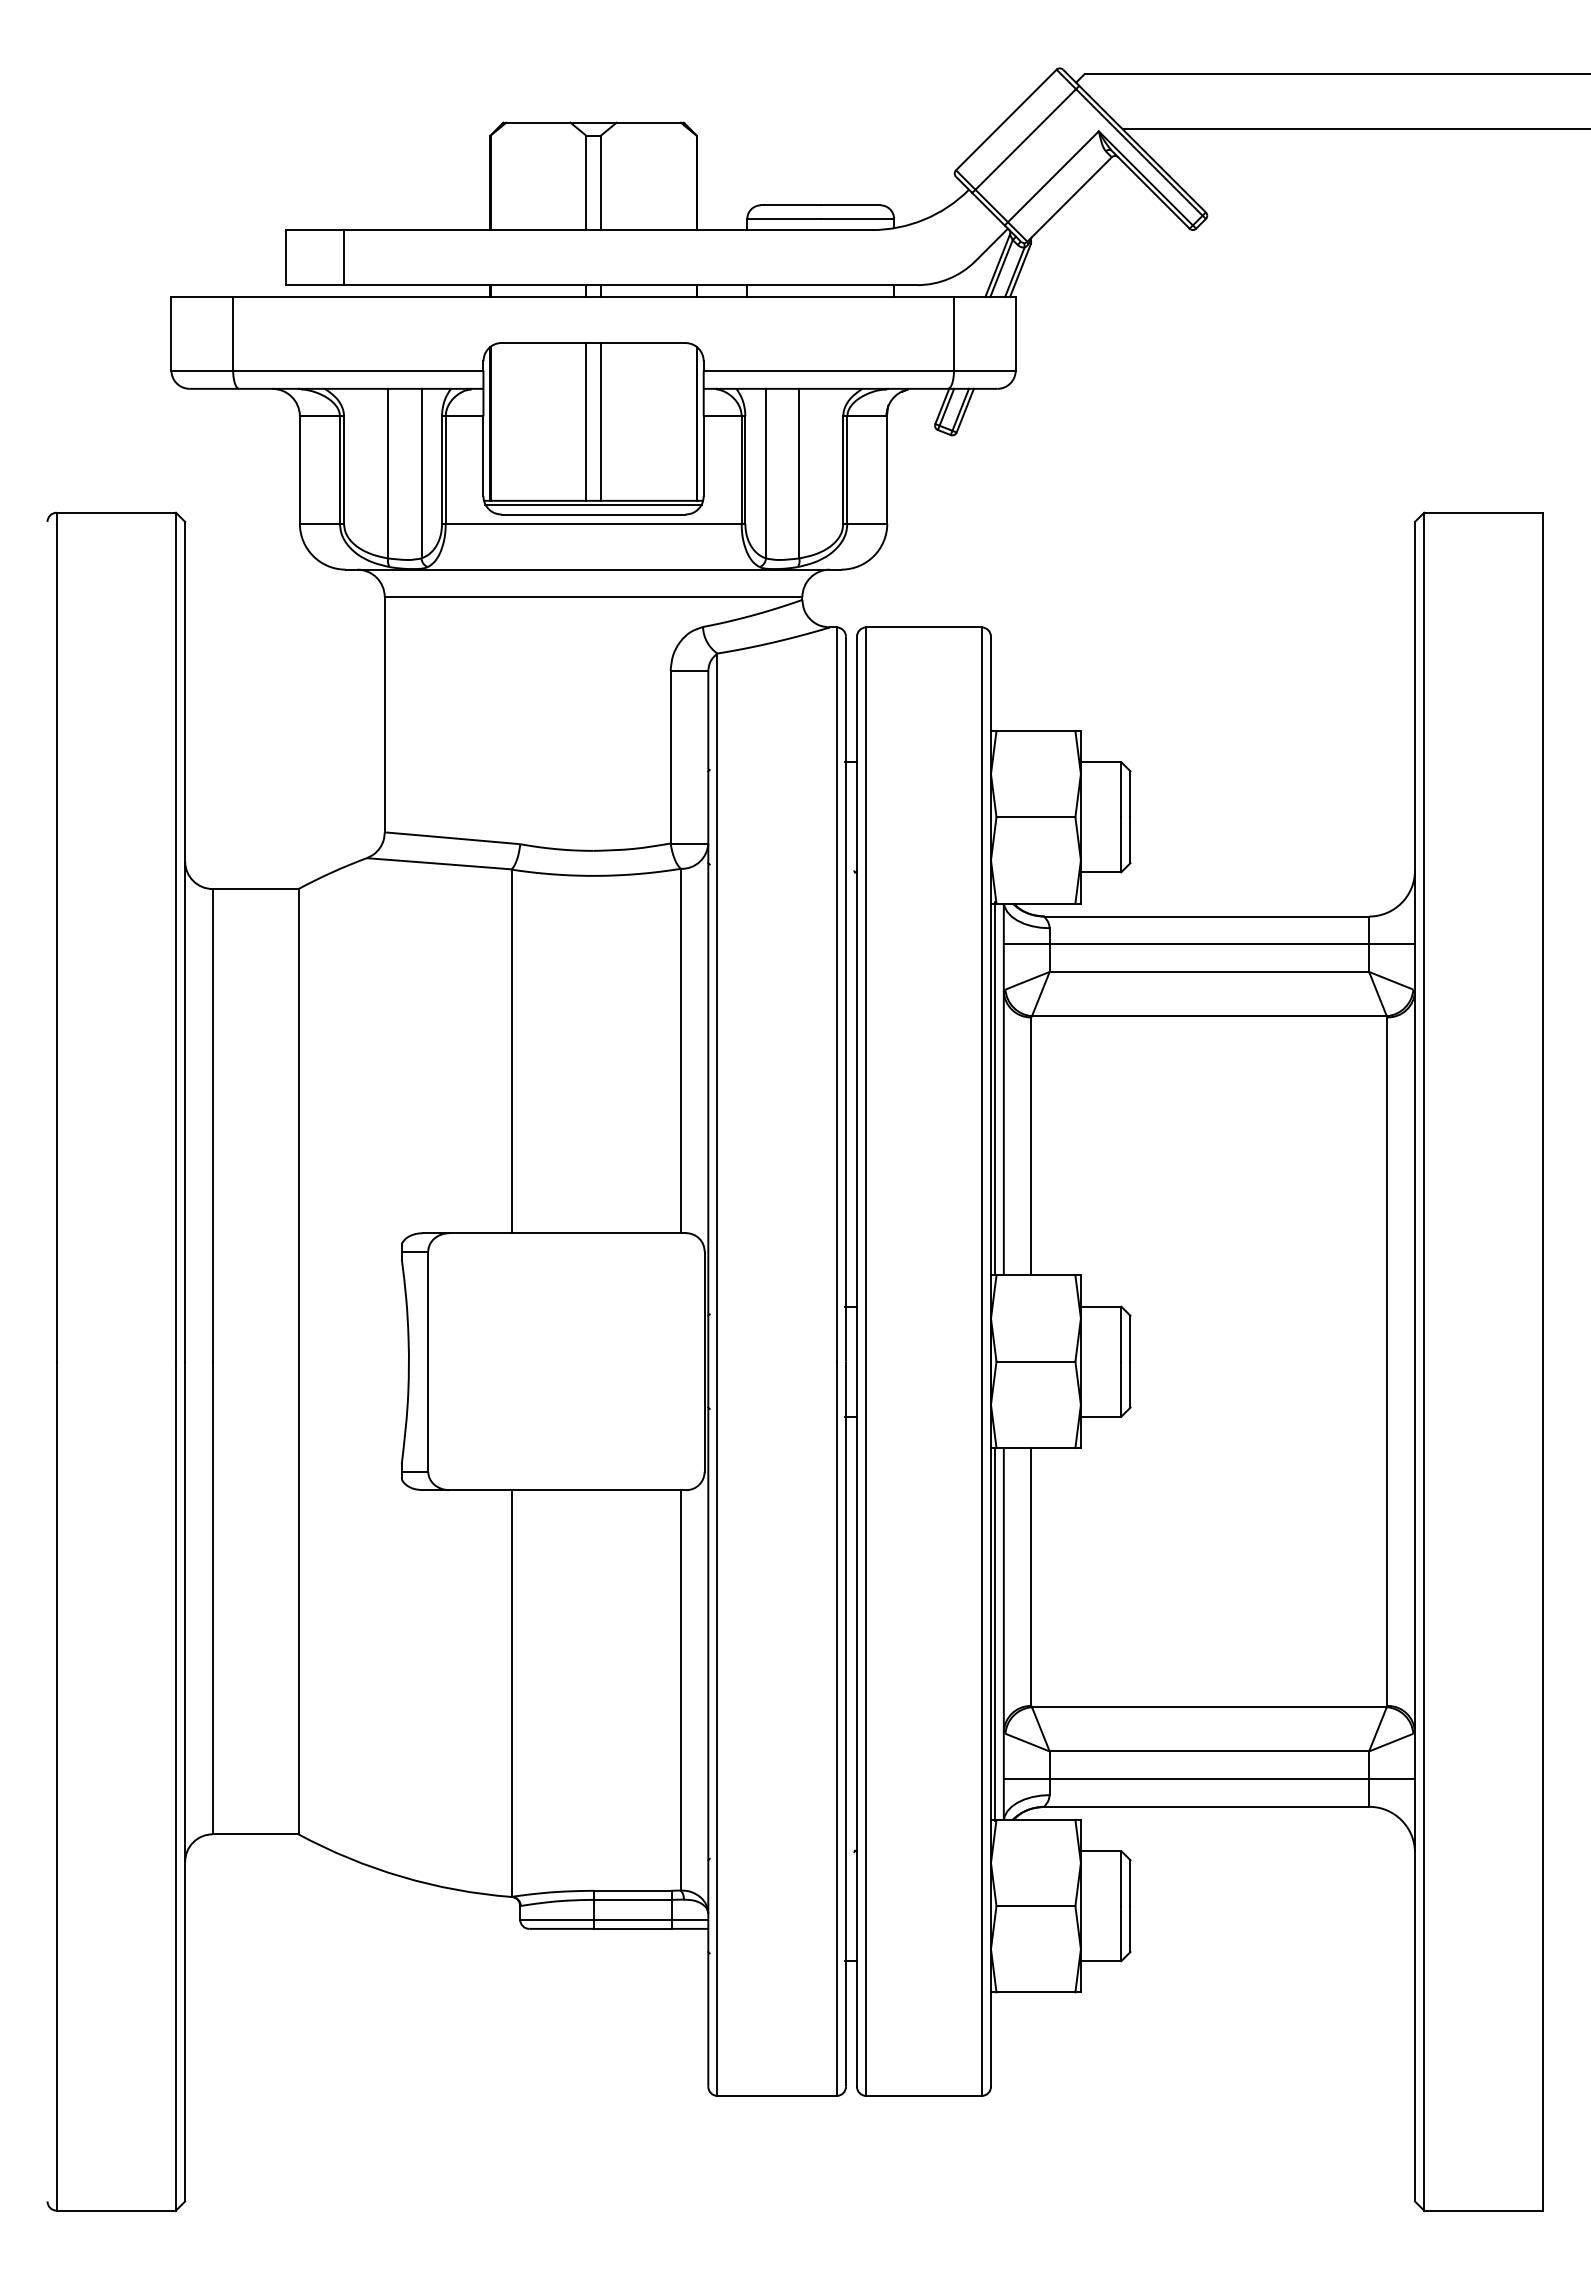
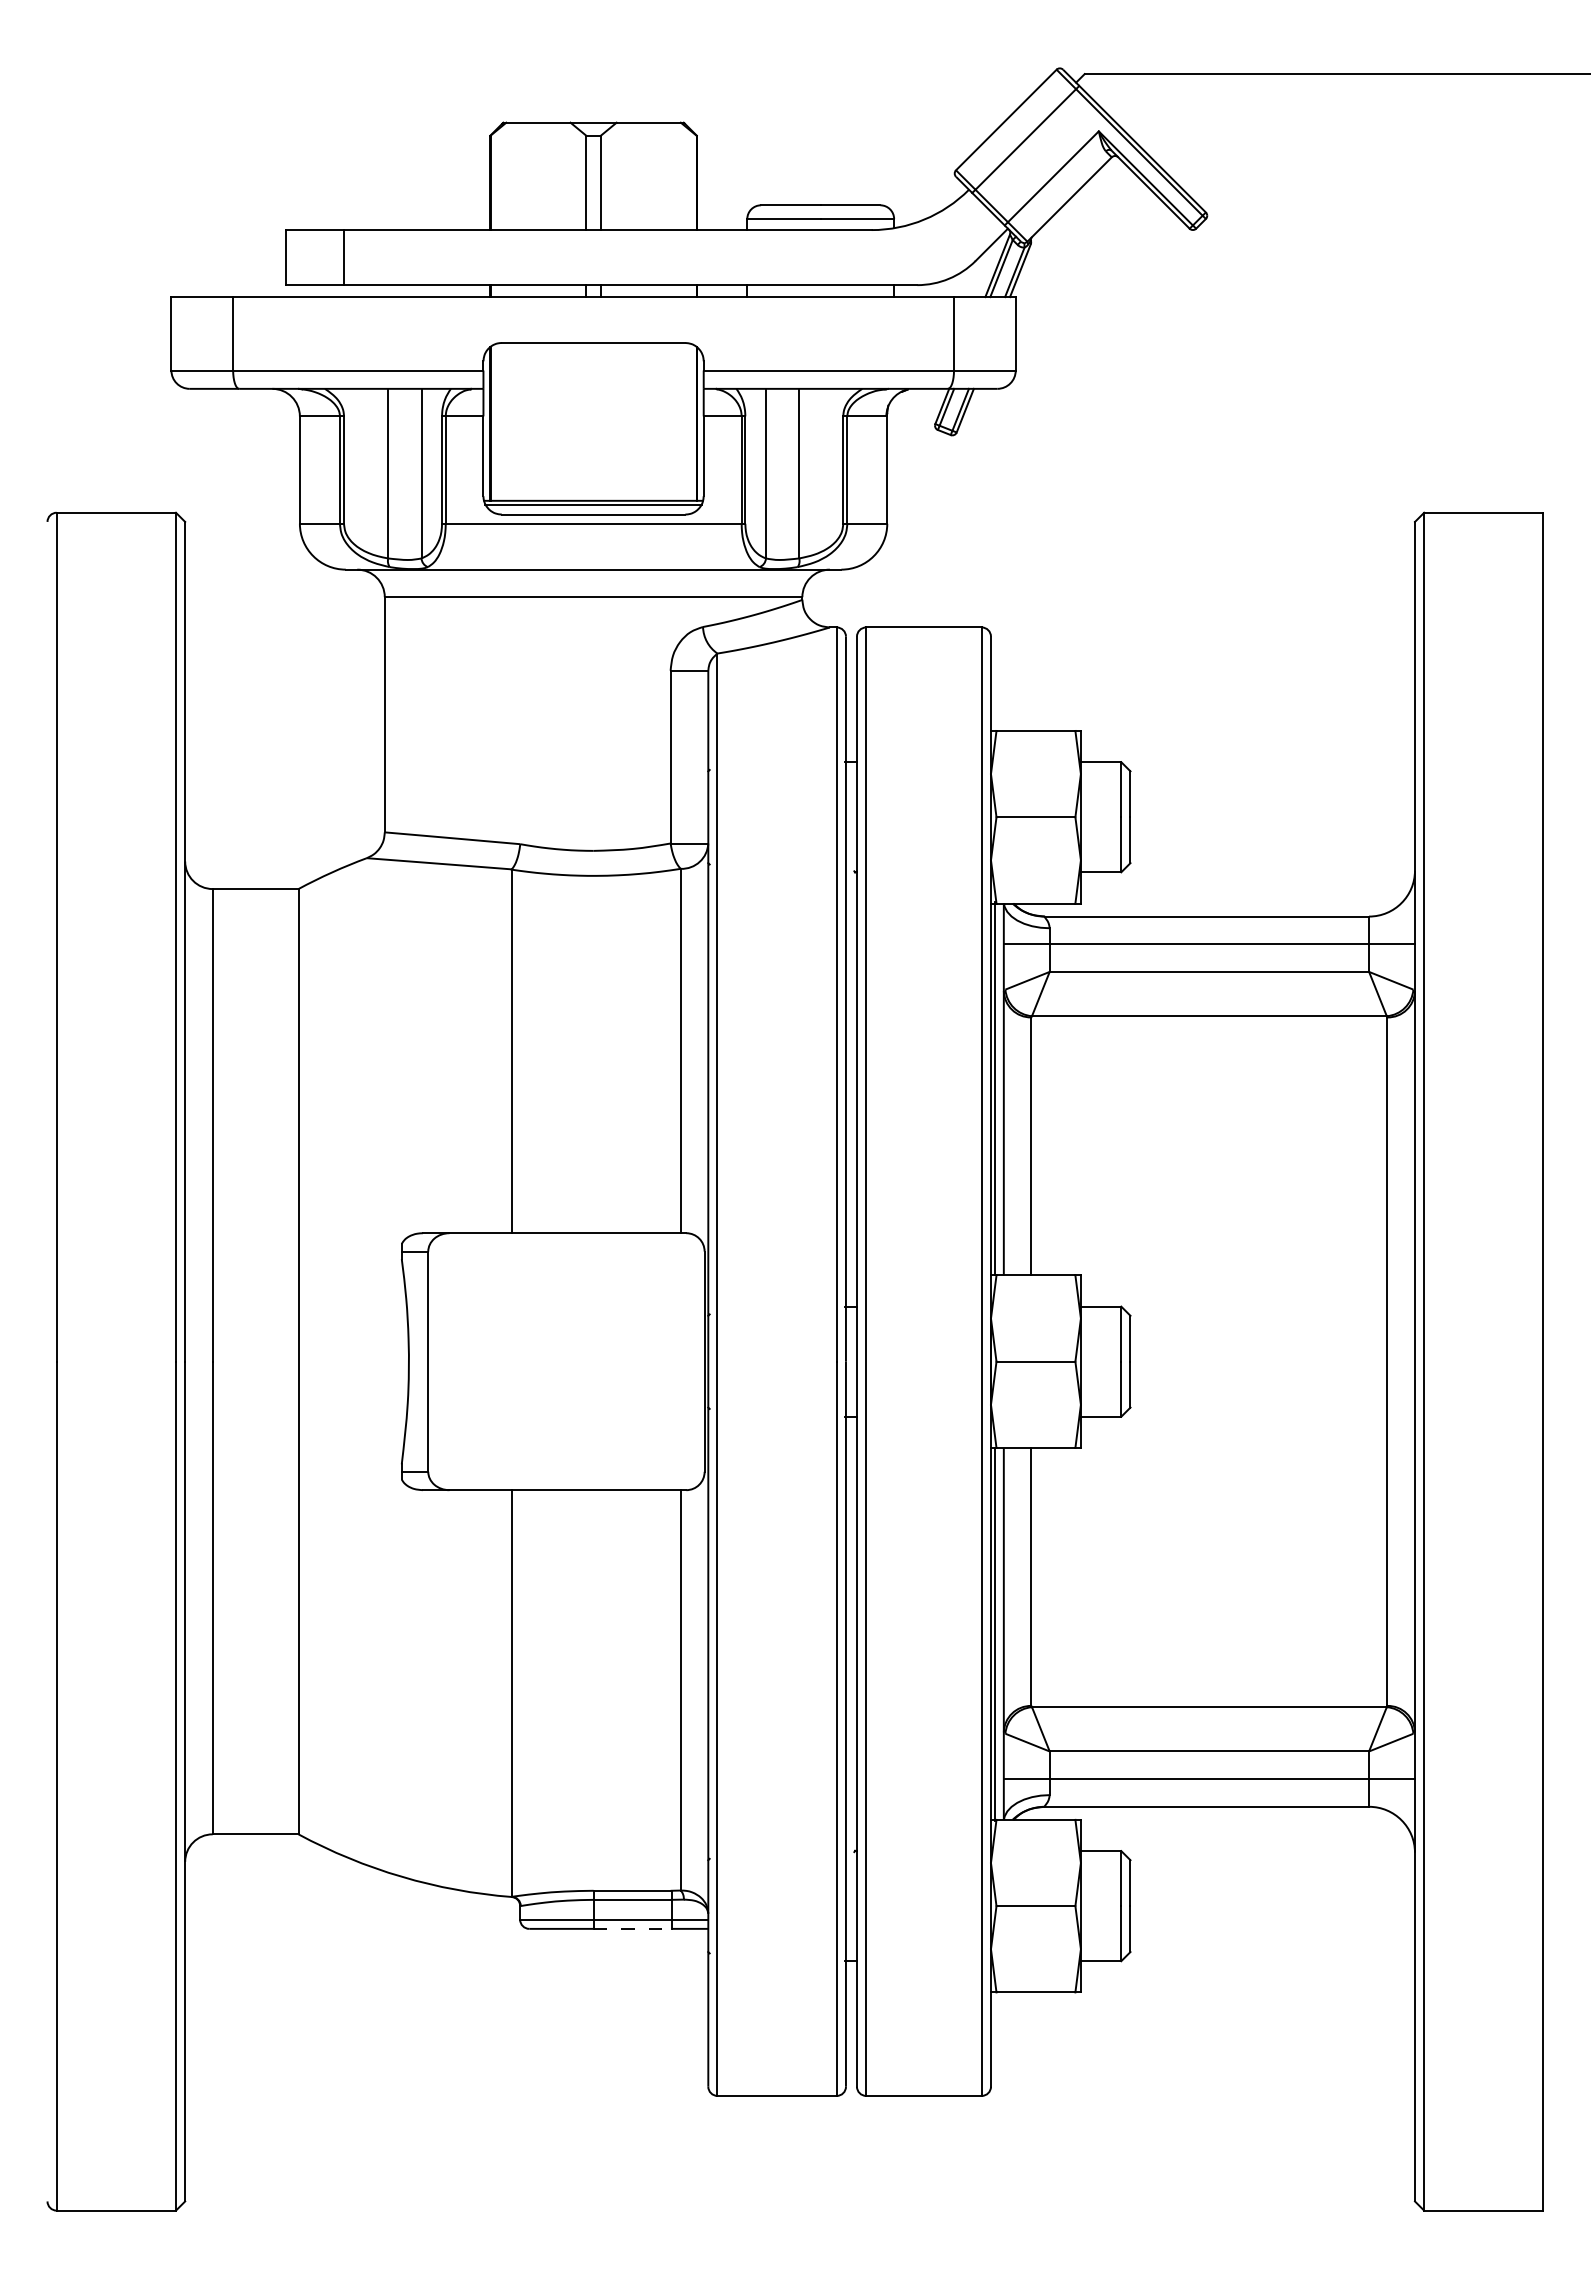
line: present -> none (1354, 129)
line: present -> none (586, 421)
line: present -> none (600, 421)
line: solid -> dashed (633, 1928)
